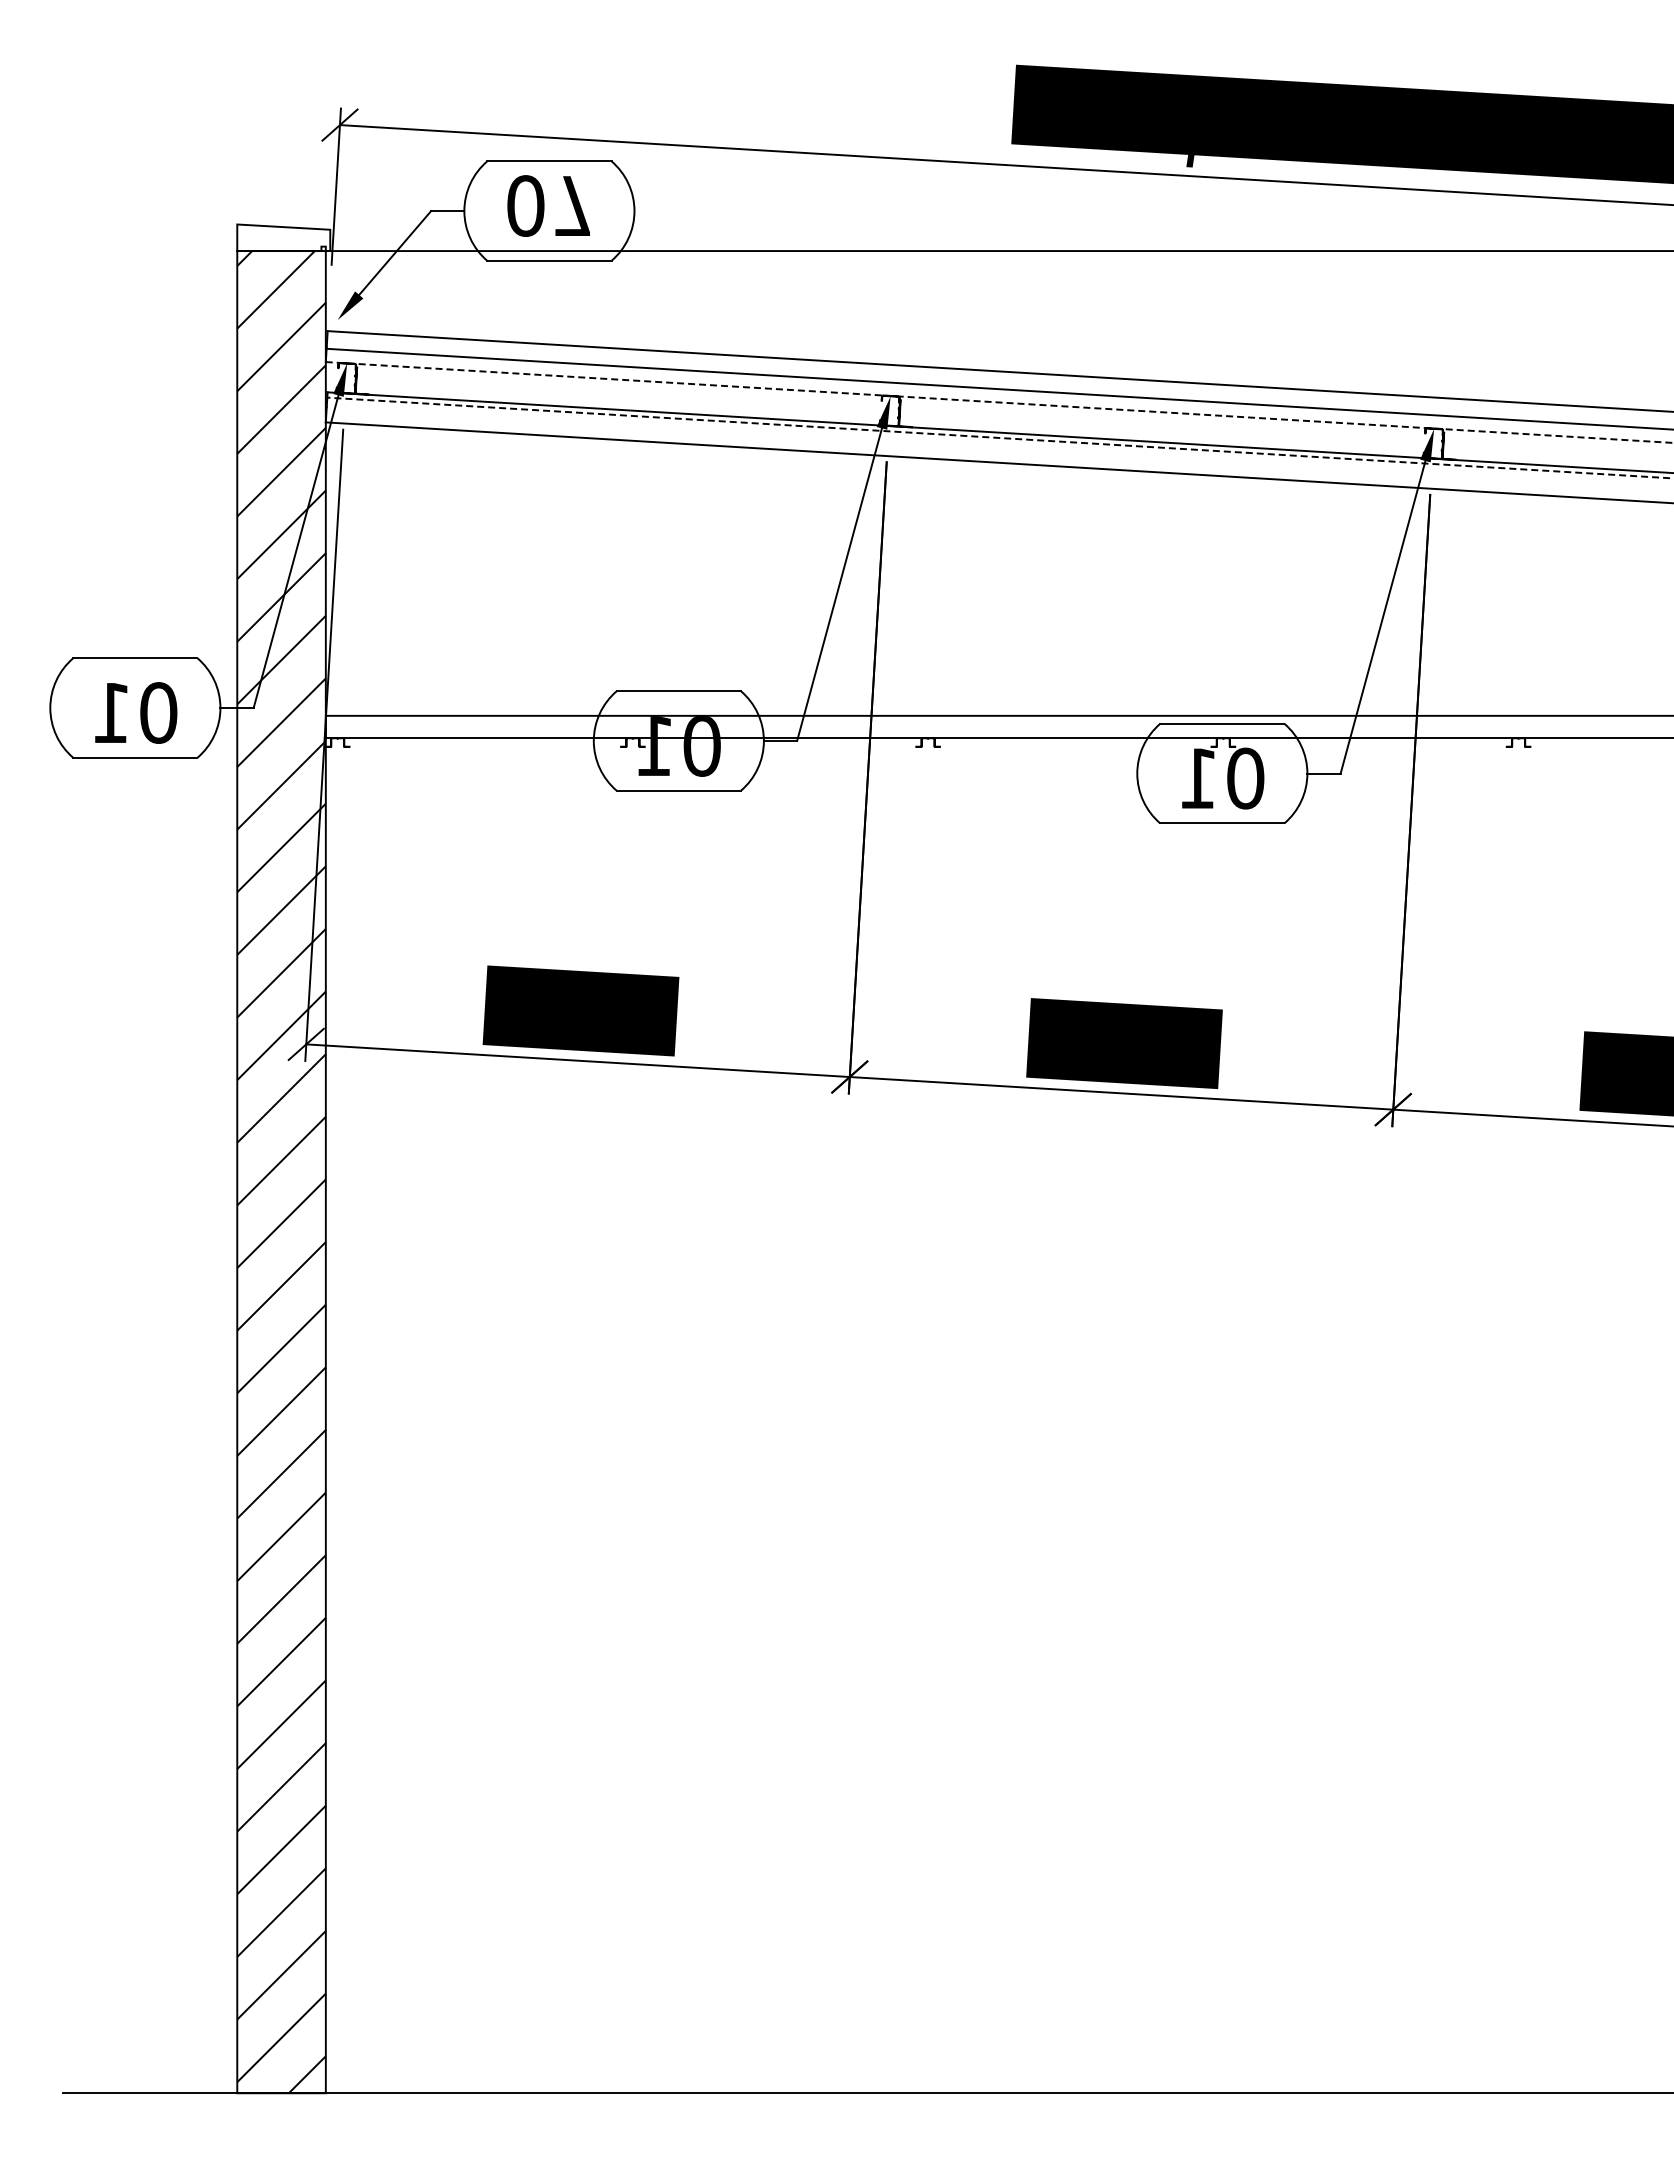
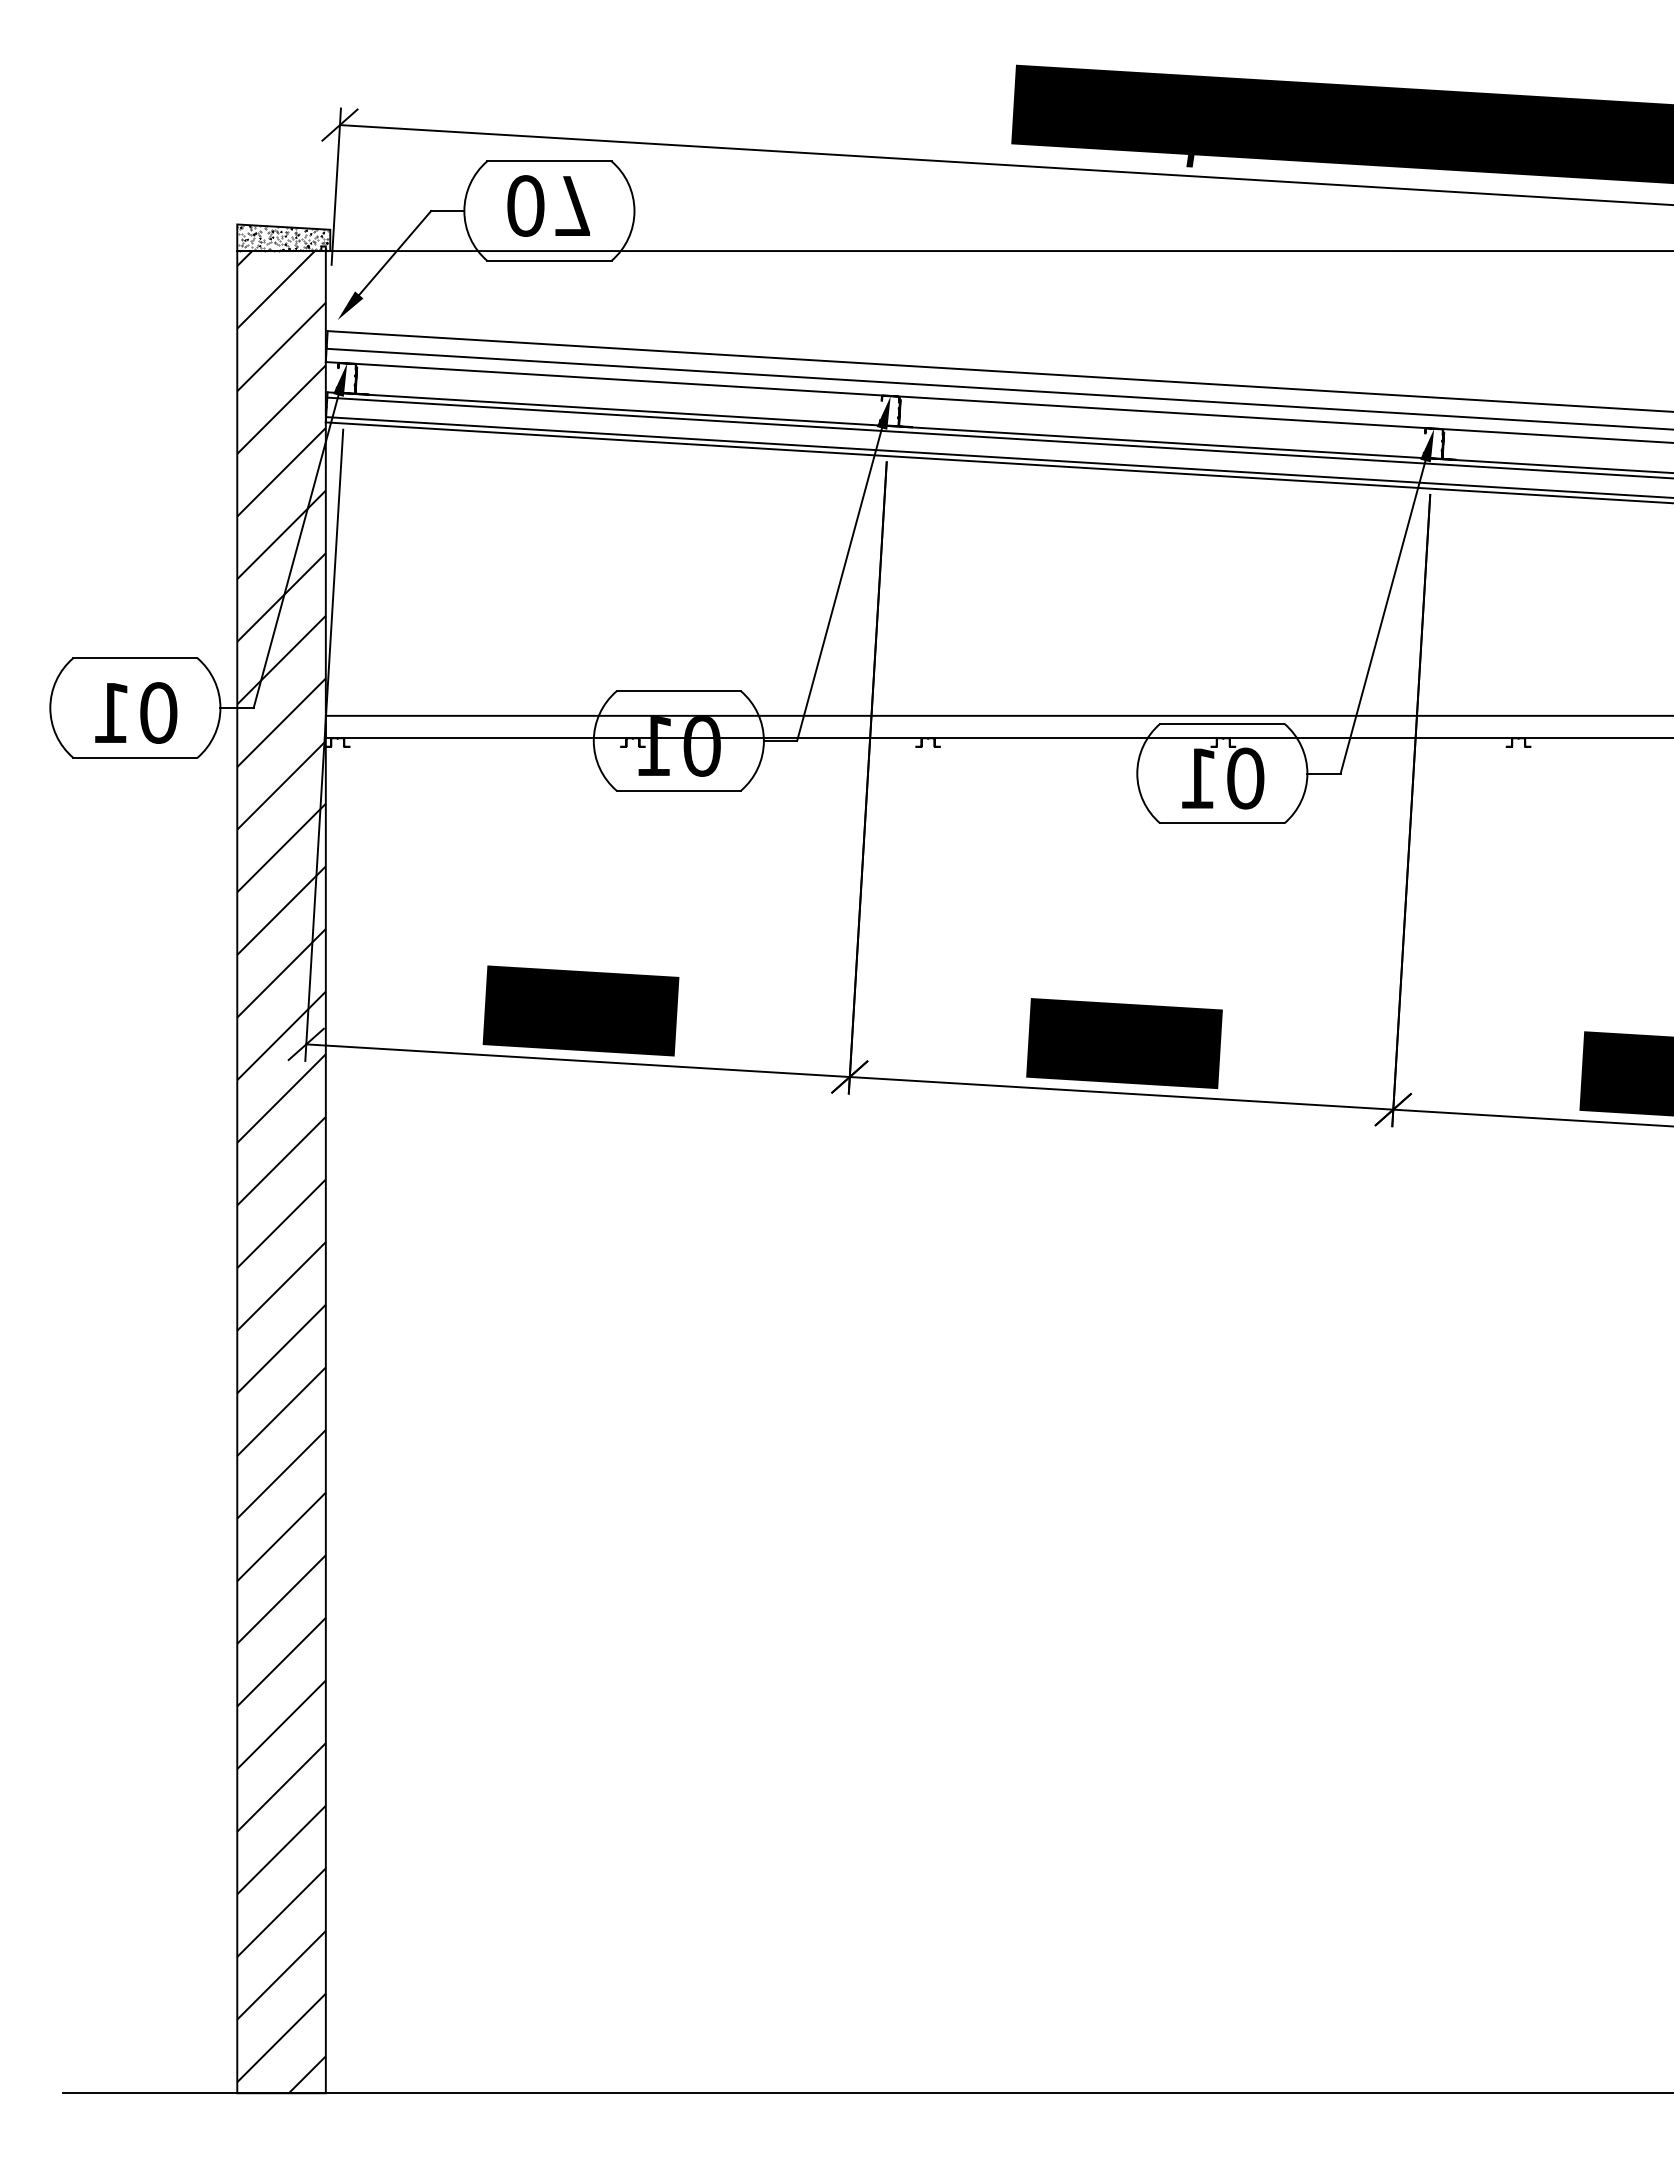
hatch: none -> present (282, 238)
line: dashed -> solid (999, 402)
line: dashed -> solid (999, 438)
line: none -> present (998, 457)
